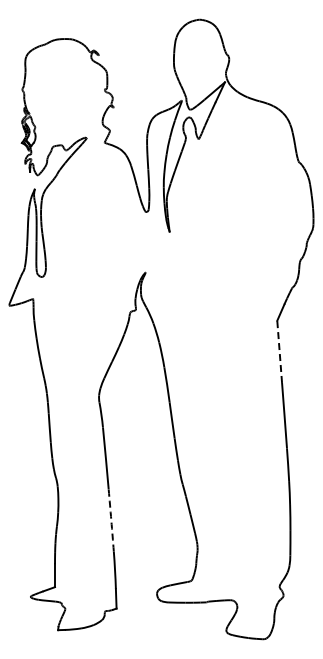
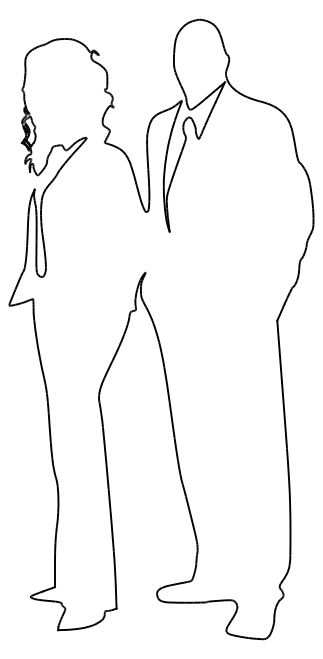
line: dashed -> solid (279, 351)
arc: dashed -> solid (111, 520)
